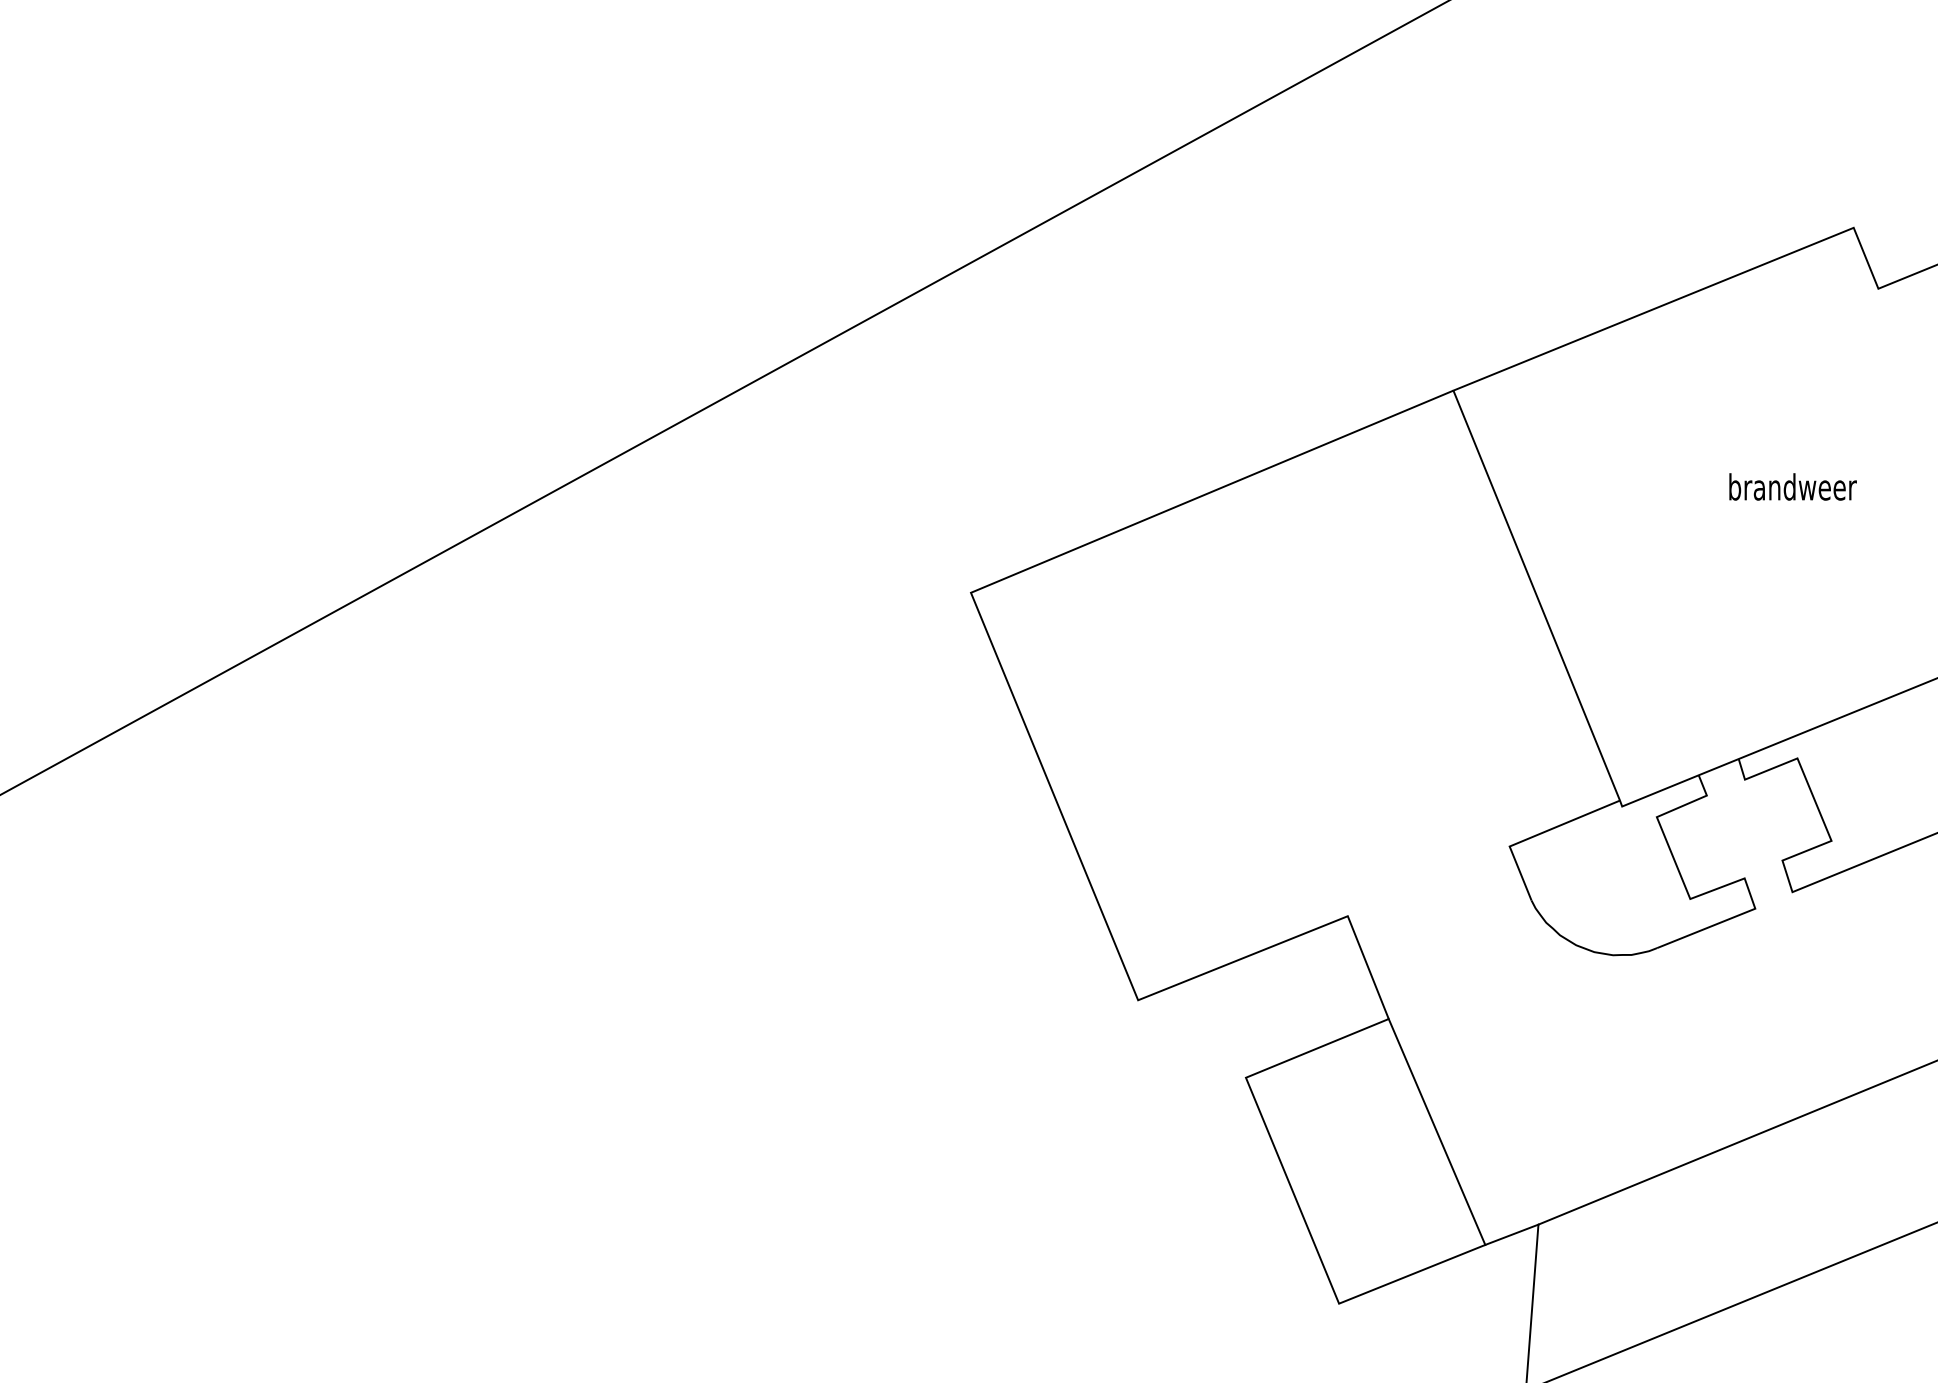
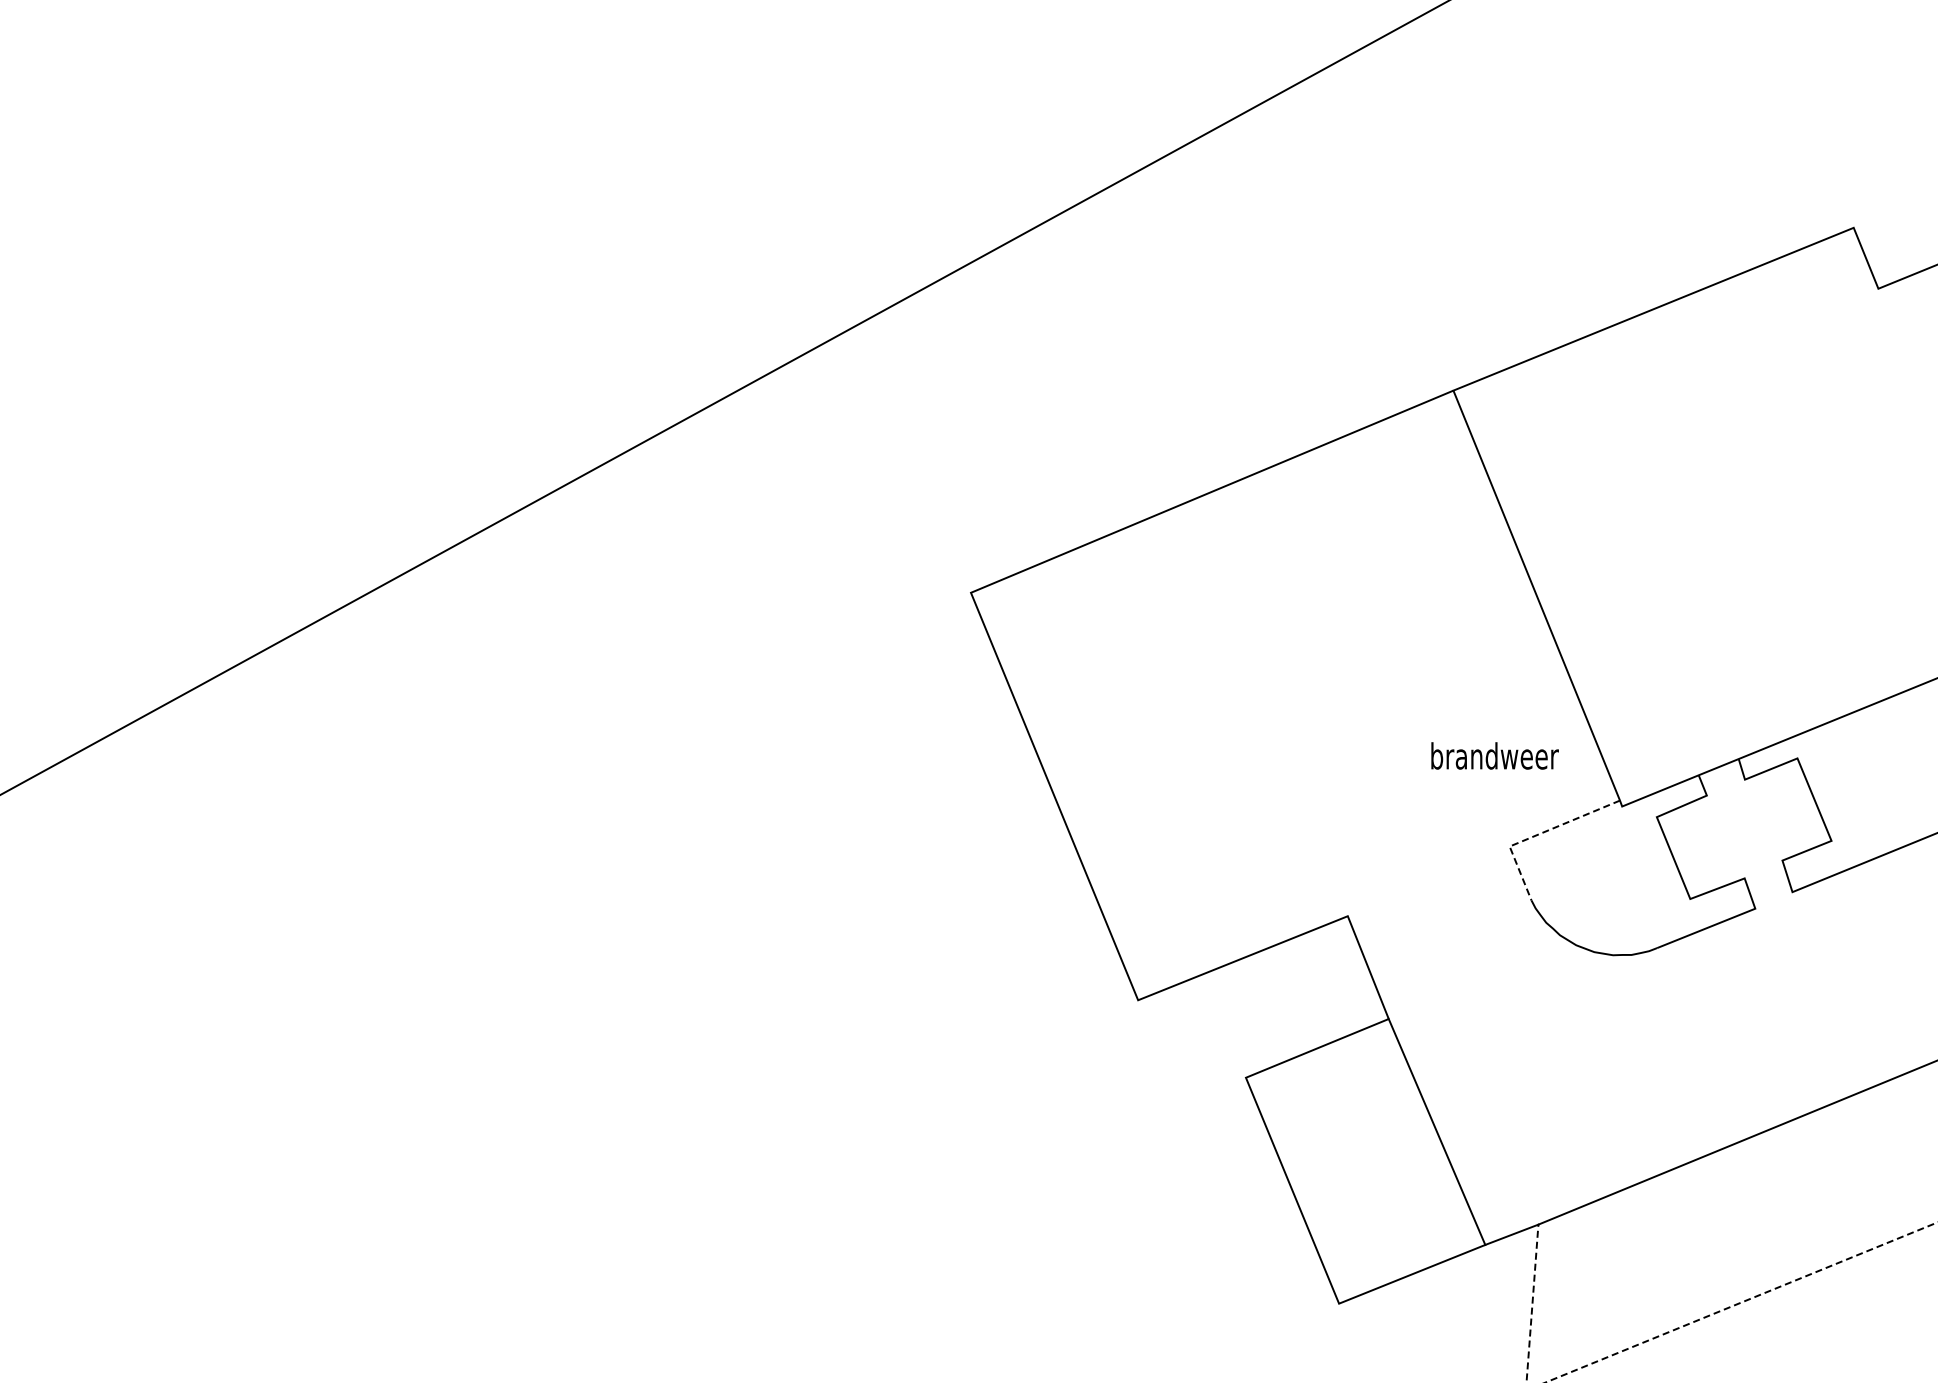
text position: (1792, 486) -> (1494, 755) (1494, 755)
line: solid -> dashed (1537, 835)
line: solid -> dashed (1666, 1333)
